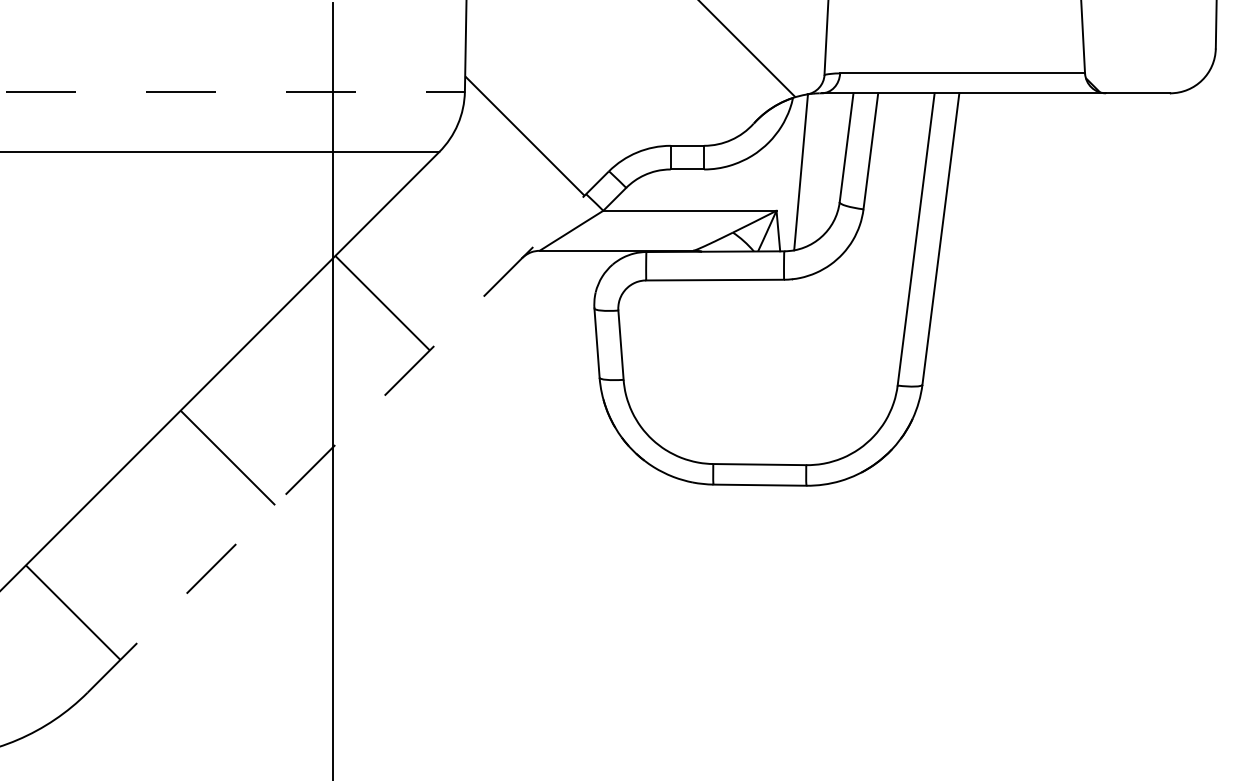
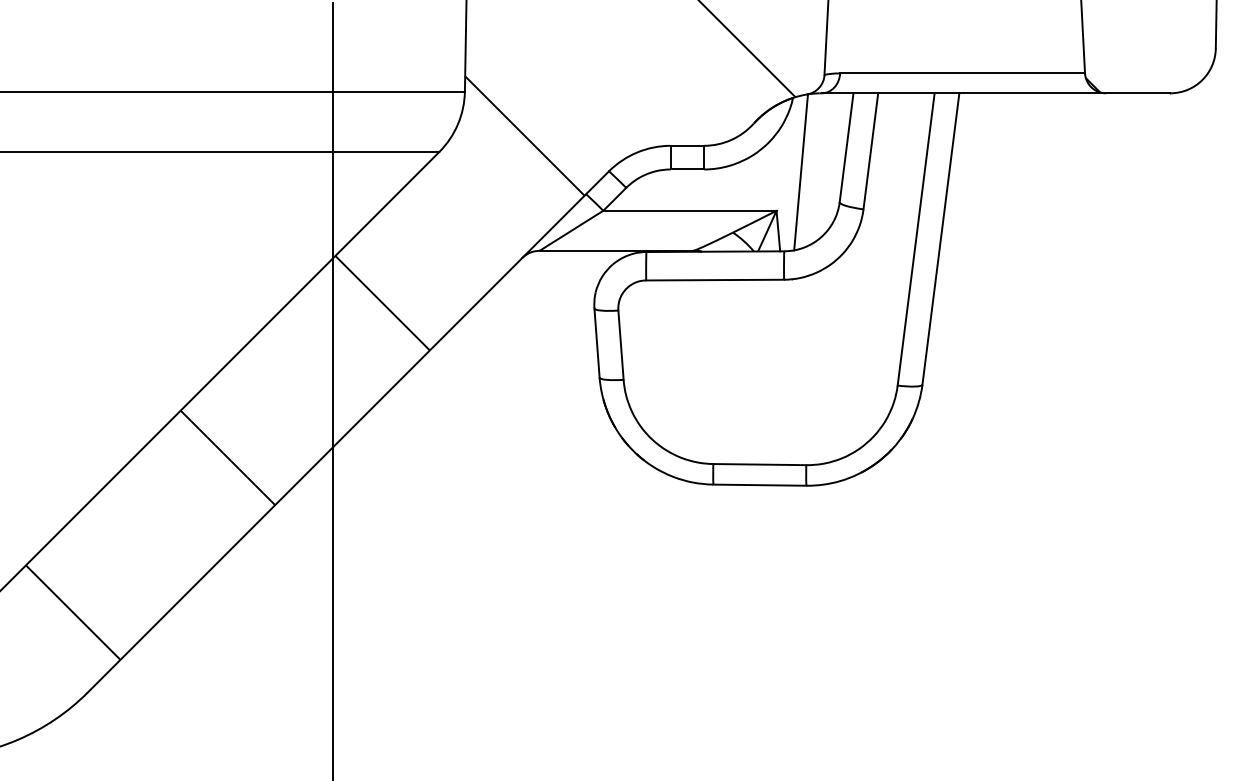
line: dashed -> solid (233, 91)
line: dashed -> solid (348, 432)
